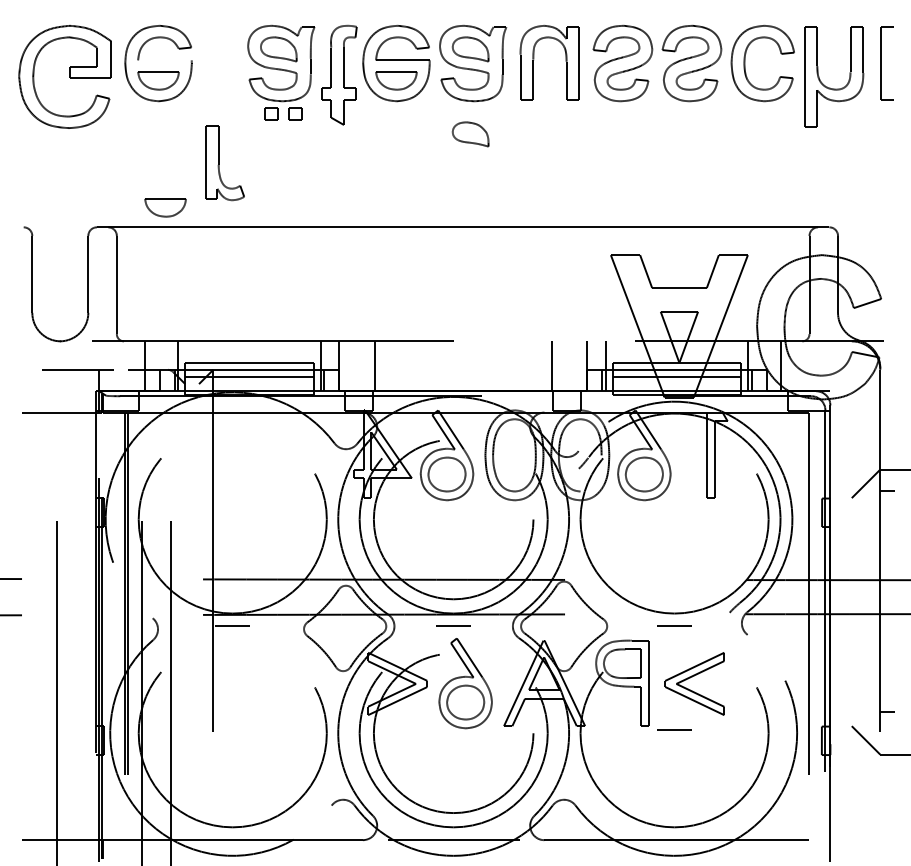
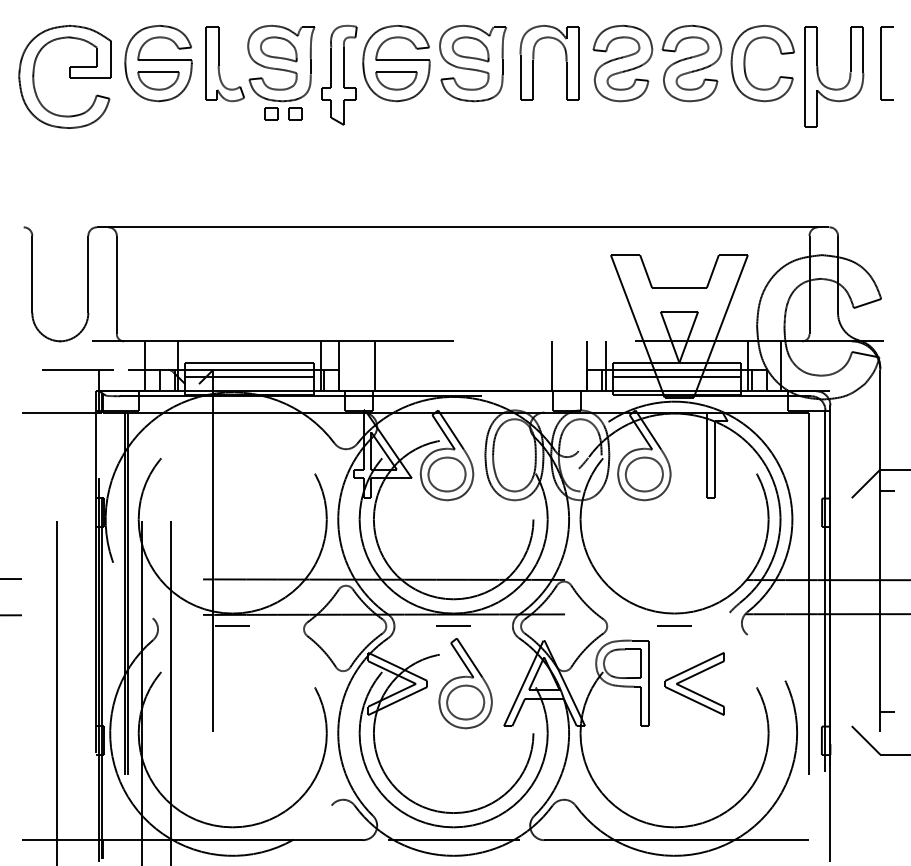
line: none -> present (164, 60)
part: present -> none (470, 134)
part position: (224, 163) -> (224, 64) (224, 64)
part: present -> none (165, 207)
line: present -> none (674, 729)
